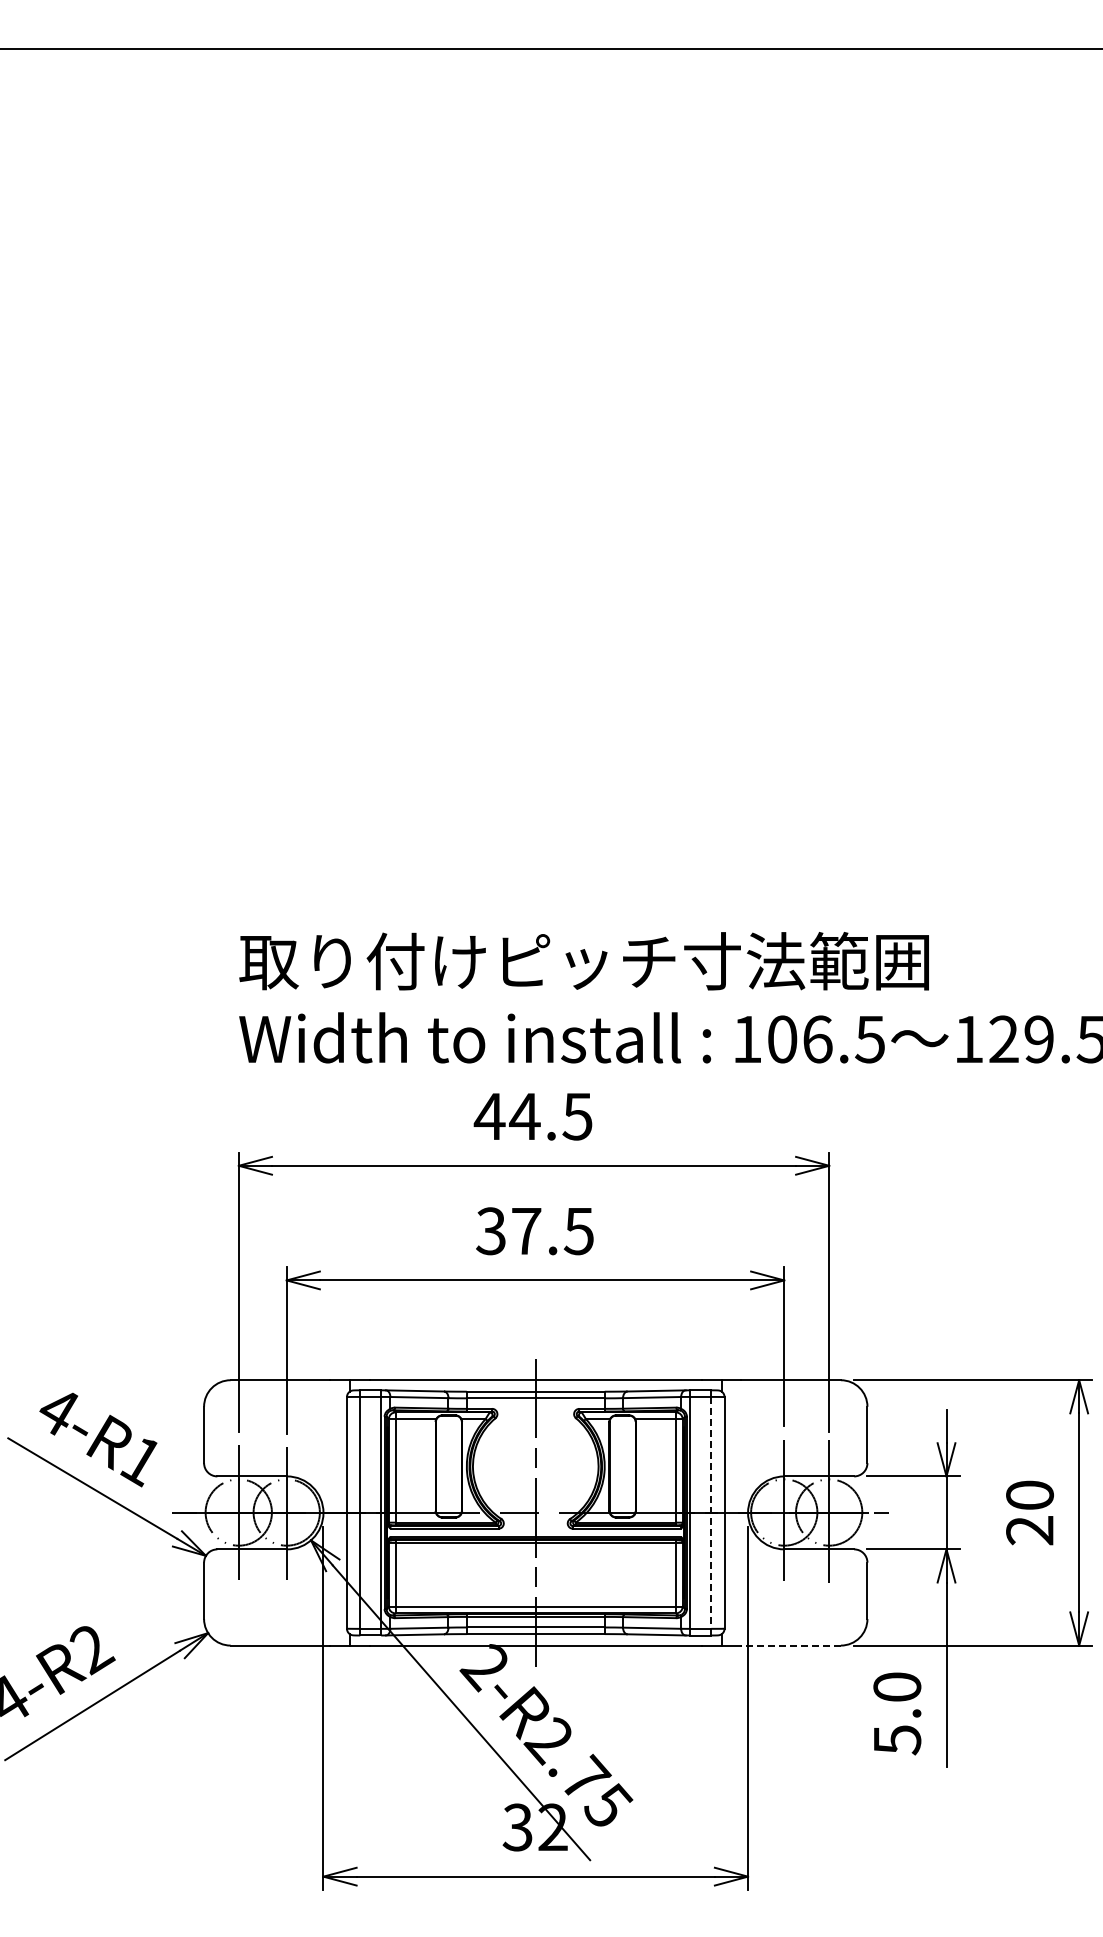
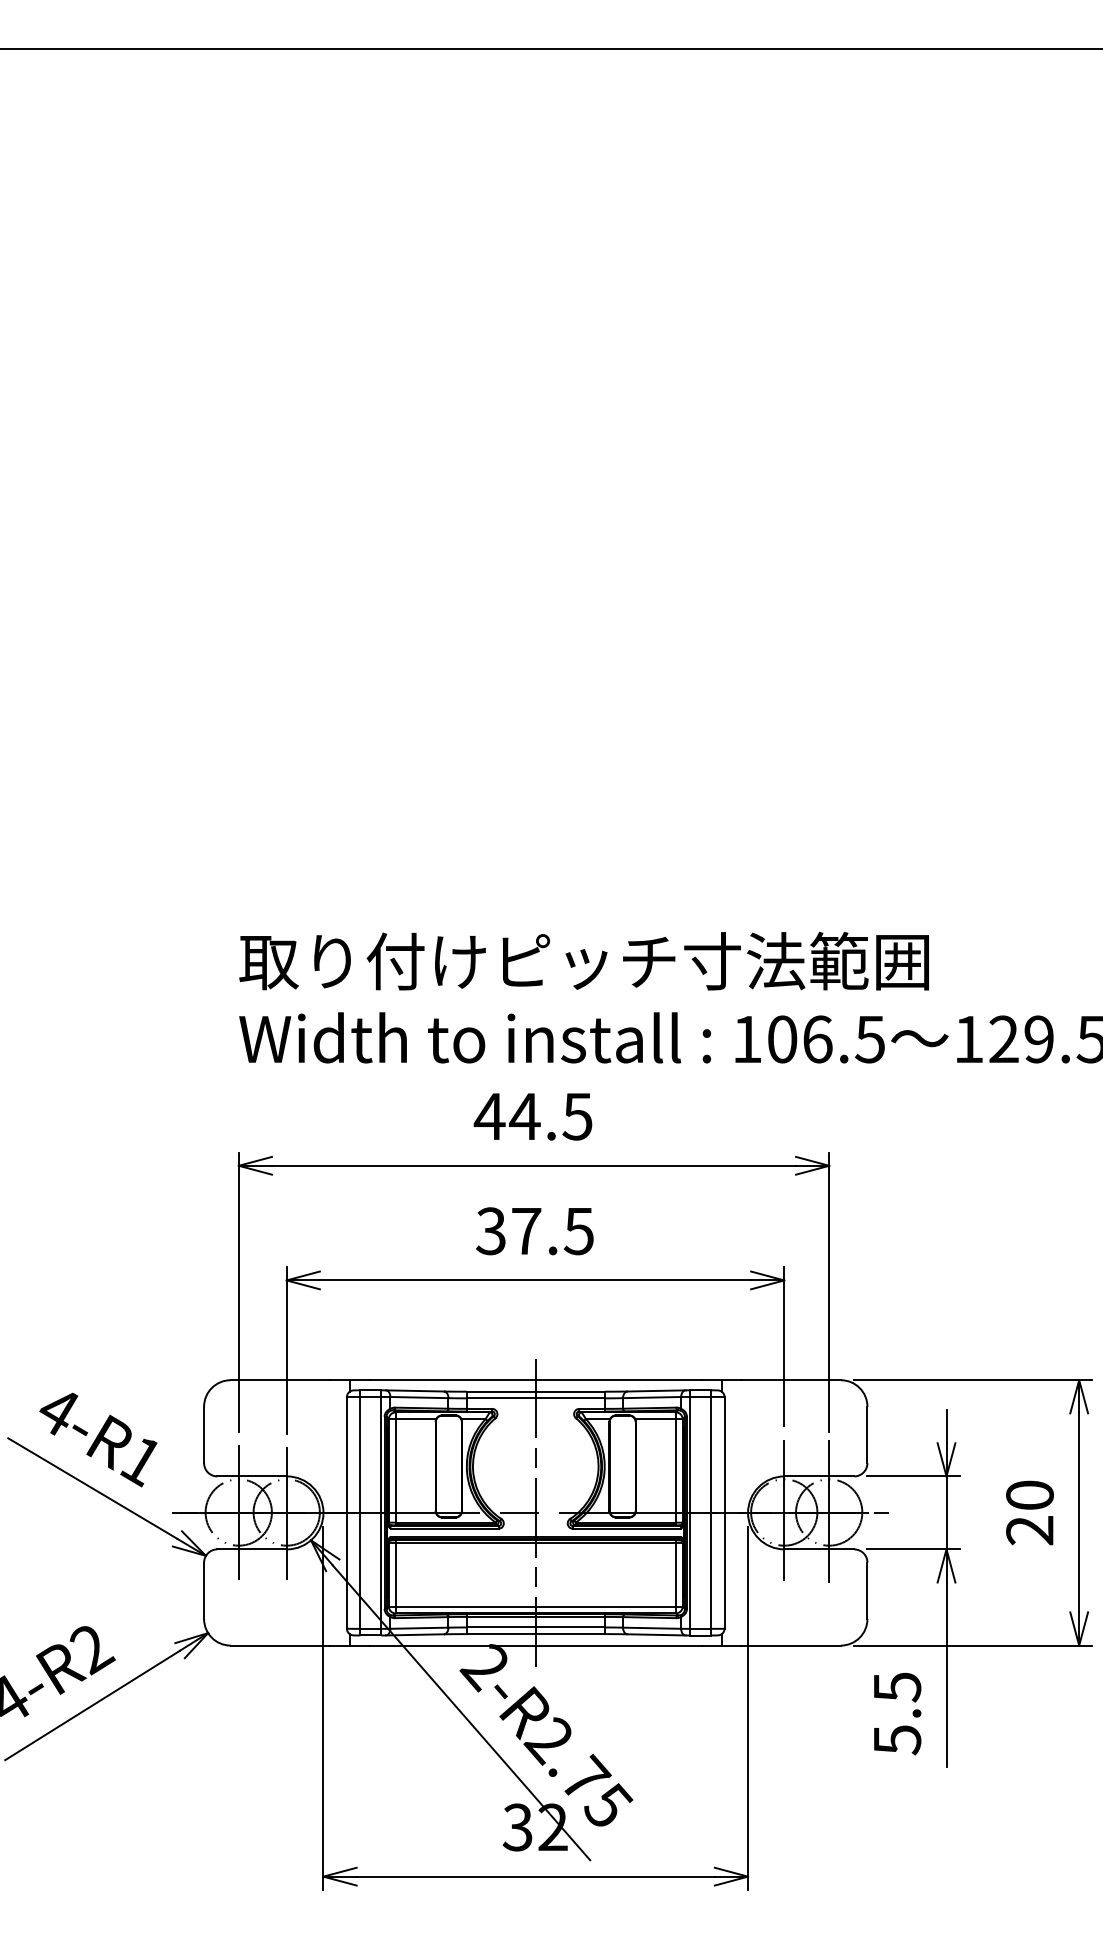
line: dashed -> solid (711, 1512)
line: dashed -> solid (791, 1645)
text: 5.0 -> 5.5 (897, 1687)
